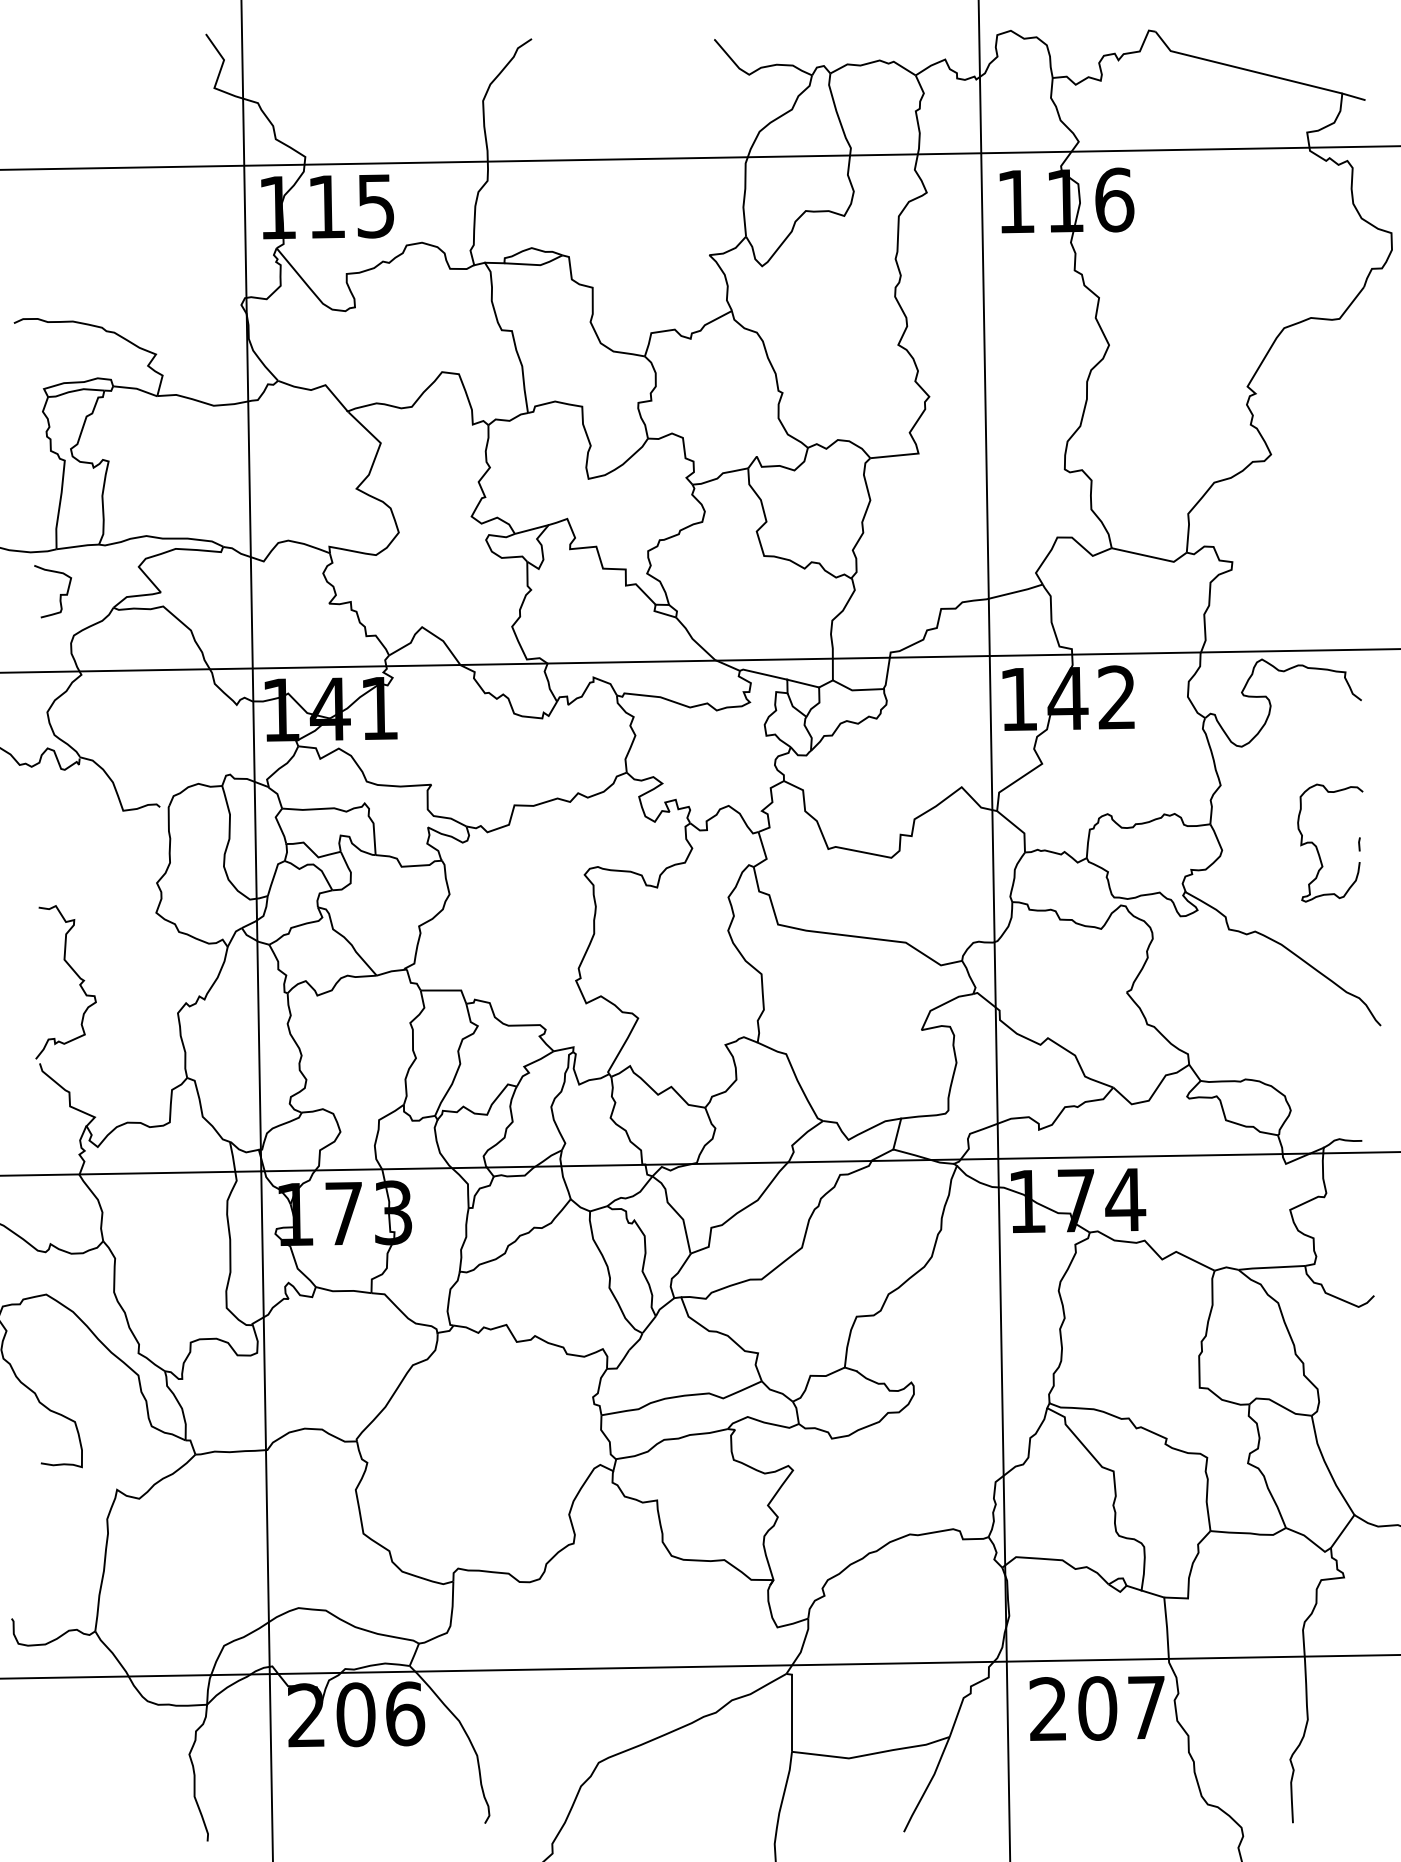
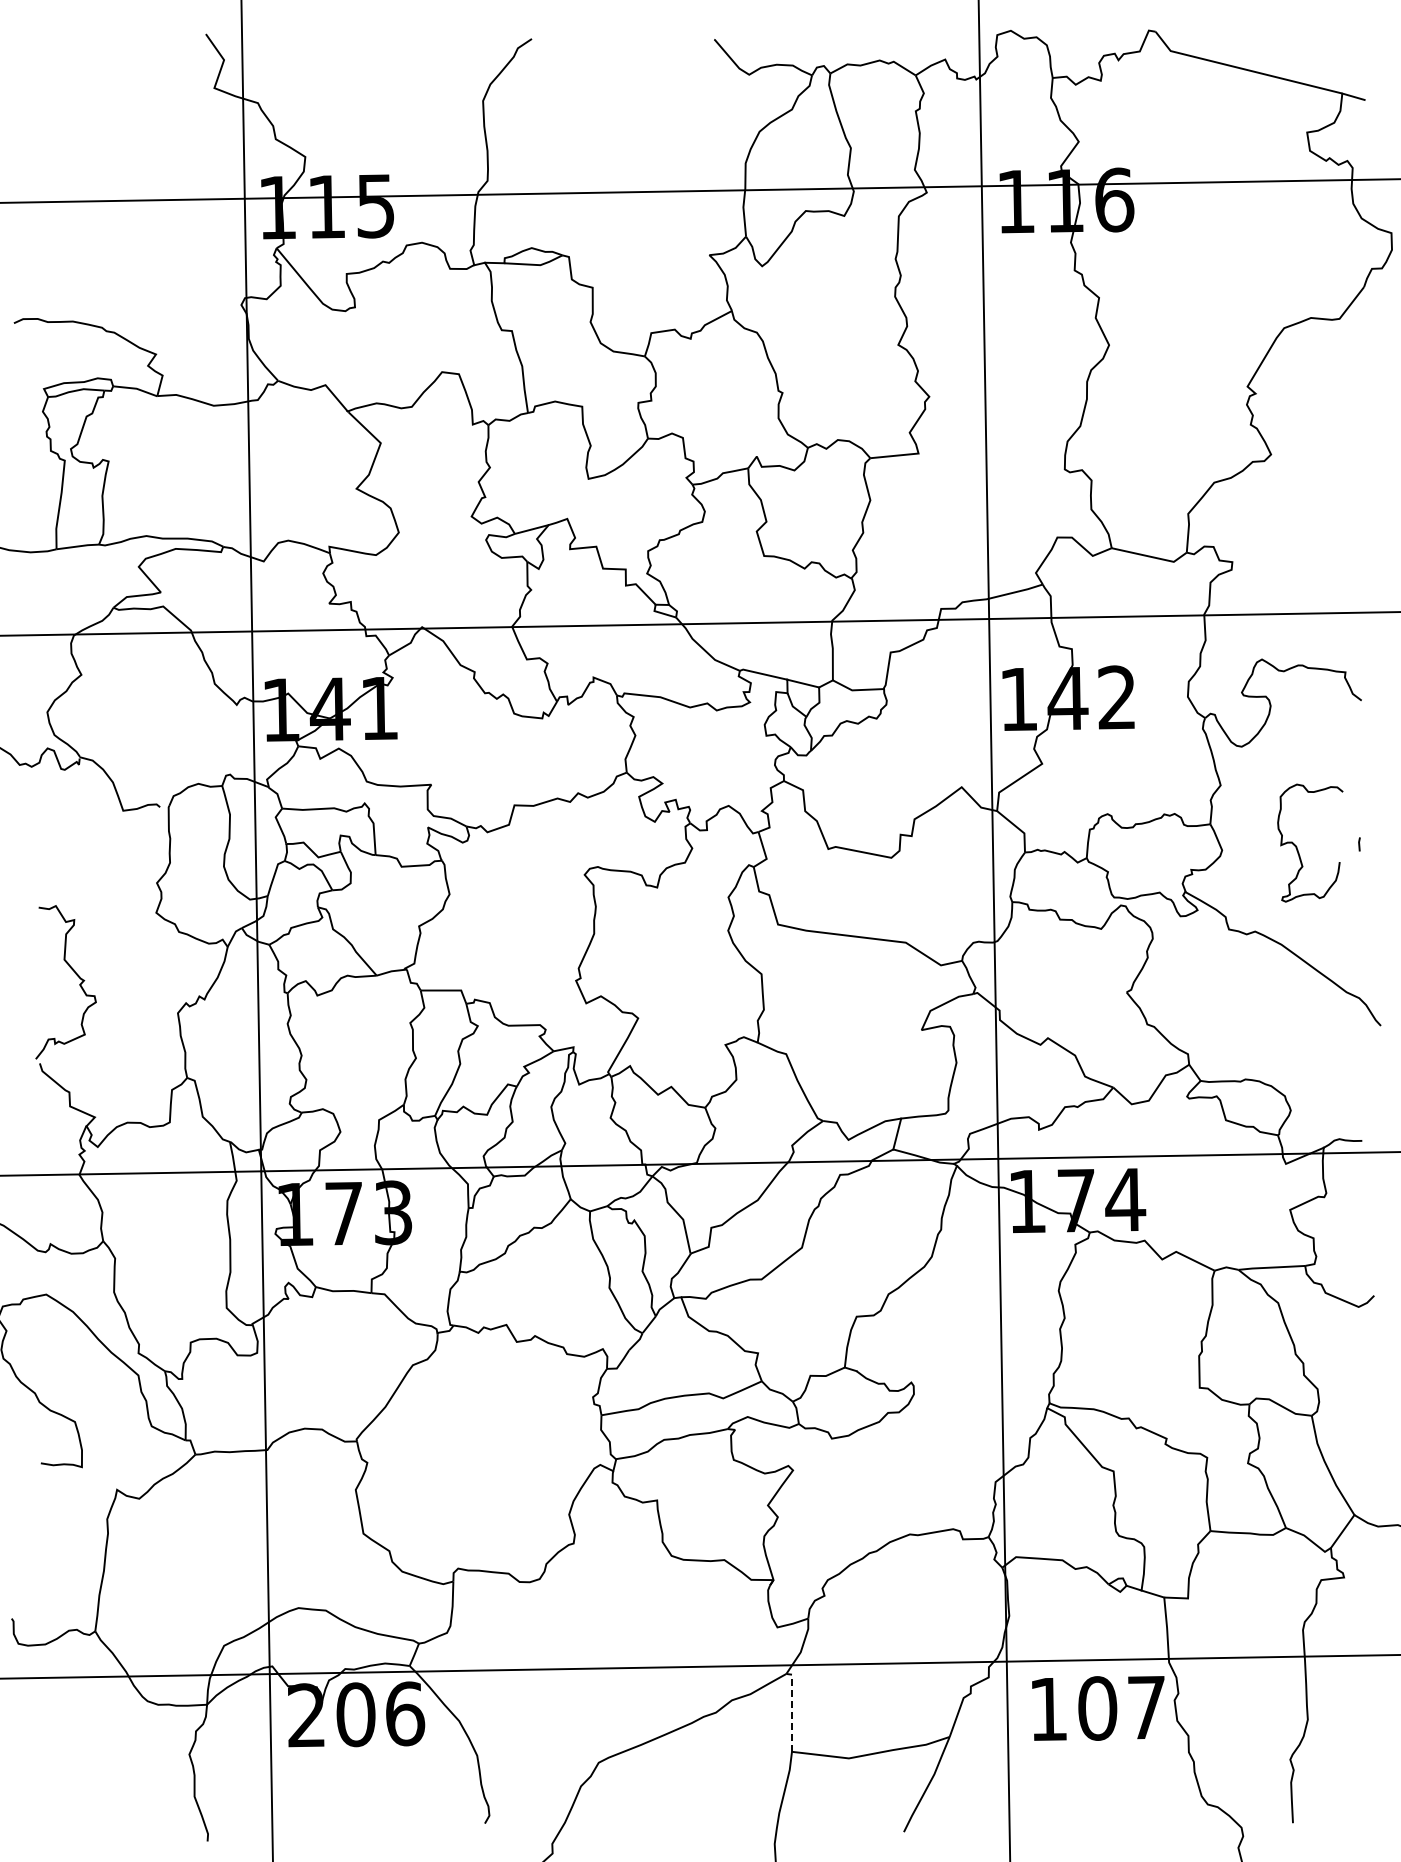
line position: (699, 157) -> (699, 190) (699, 190)
curve: present -> none (59, 595)
line position: (699, 660) -> (699, 623) (699, 623)
curve position: (1317, 846) -> (1297, 846) (1297, 846)
text: 207 -> 107 (1047, 1708)
line: solid -> dashed (792, 1709)
